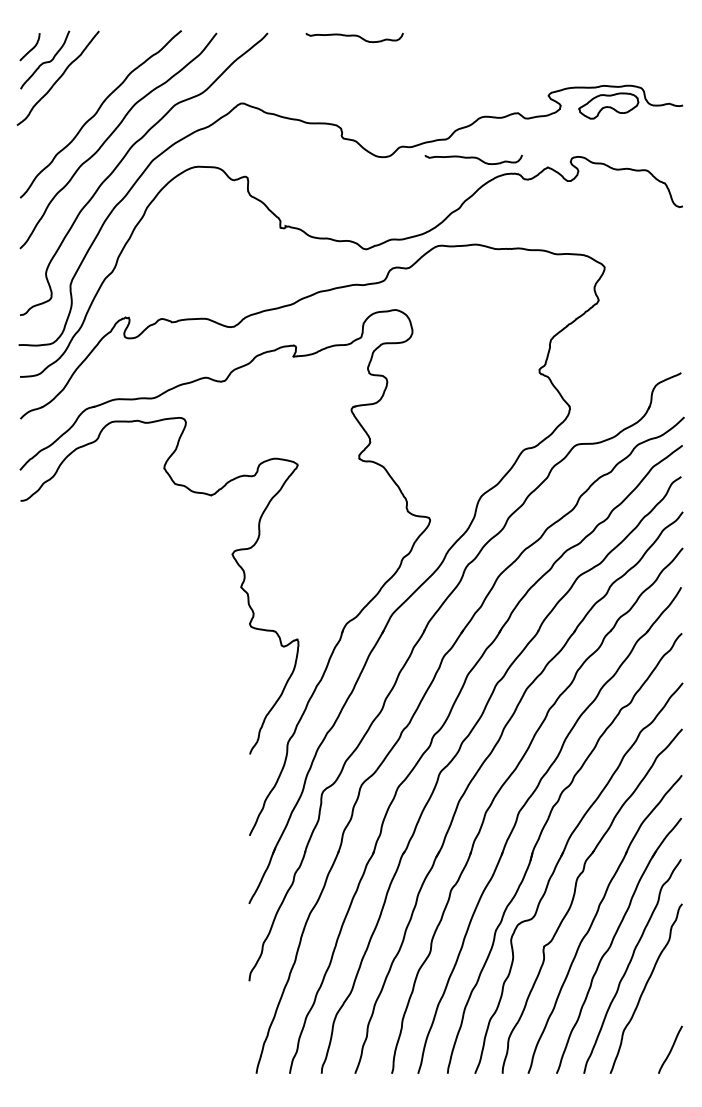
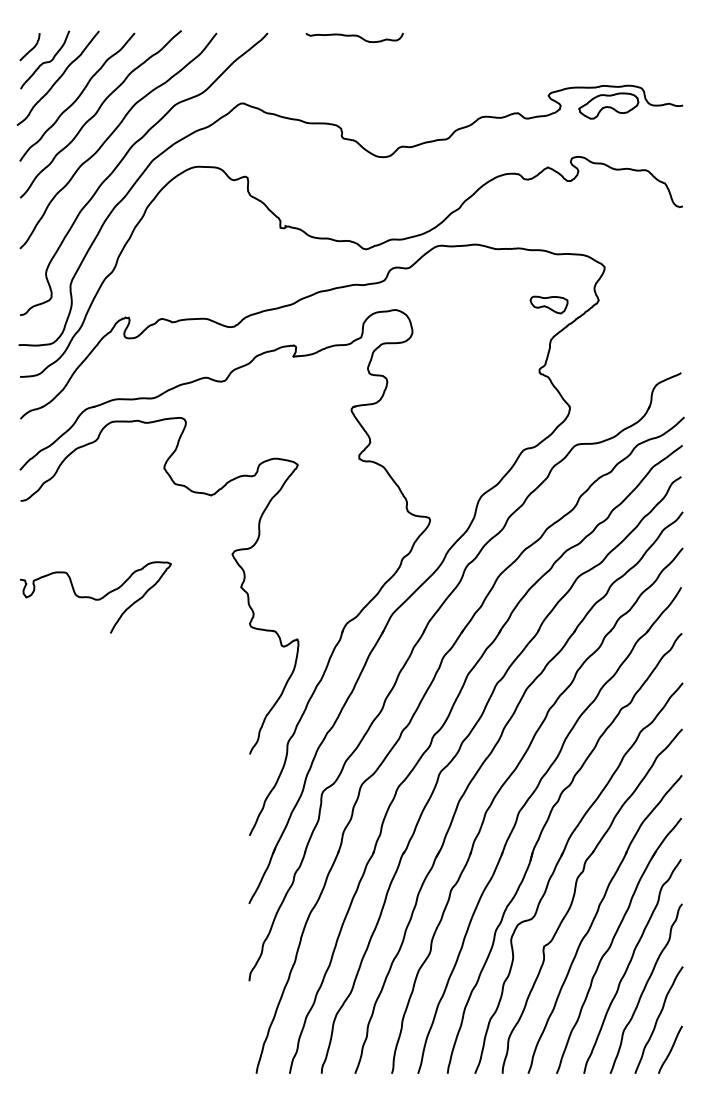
curve: none -> present (77, 96)
curve: present -> none (473, 158)
part: none -> present (548, 304)
curve: none -> present (95, 598)
curve: none -> present (658, 1019)
